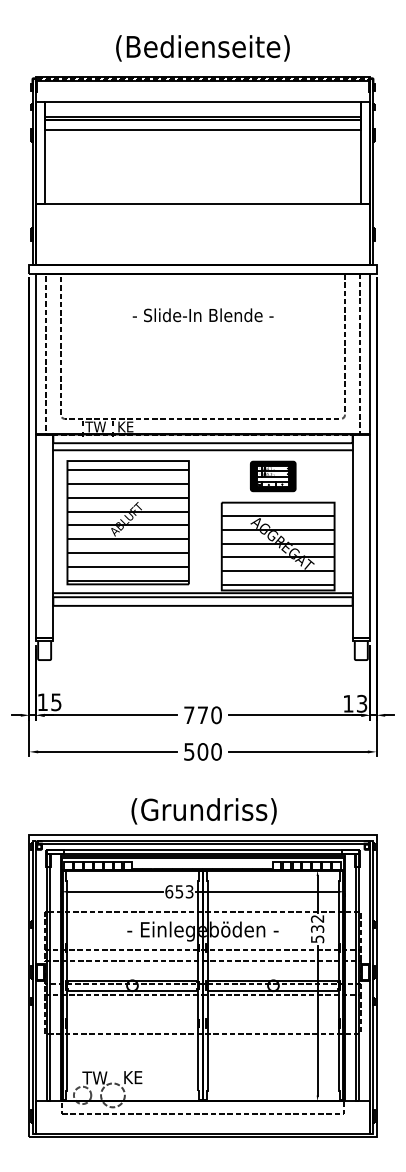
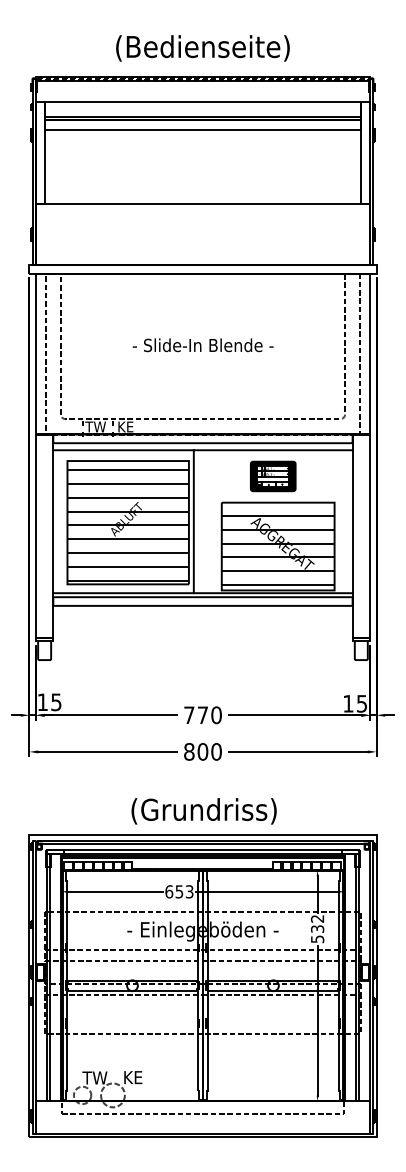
text position: (202, 315) -> (202, 345) (202, 345)
line: none -> present (193, 521)
text: 13 -> 15 (362, 702)
text: 500 -> 800 (189, 751)
